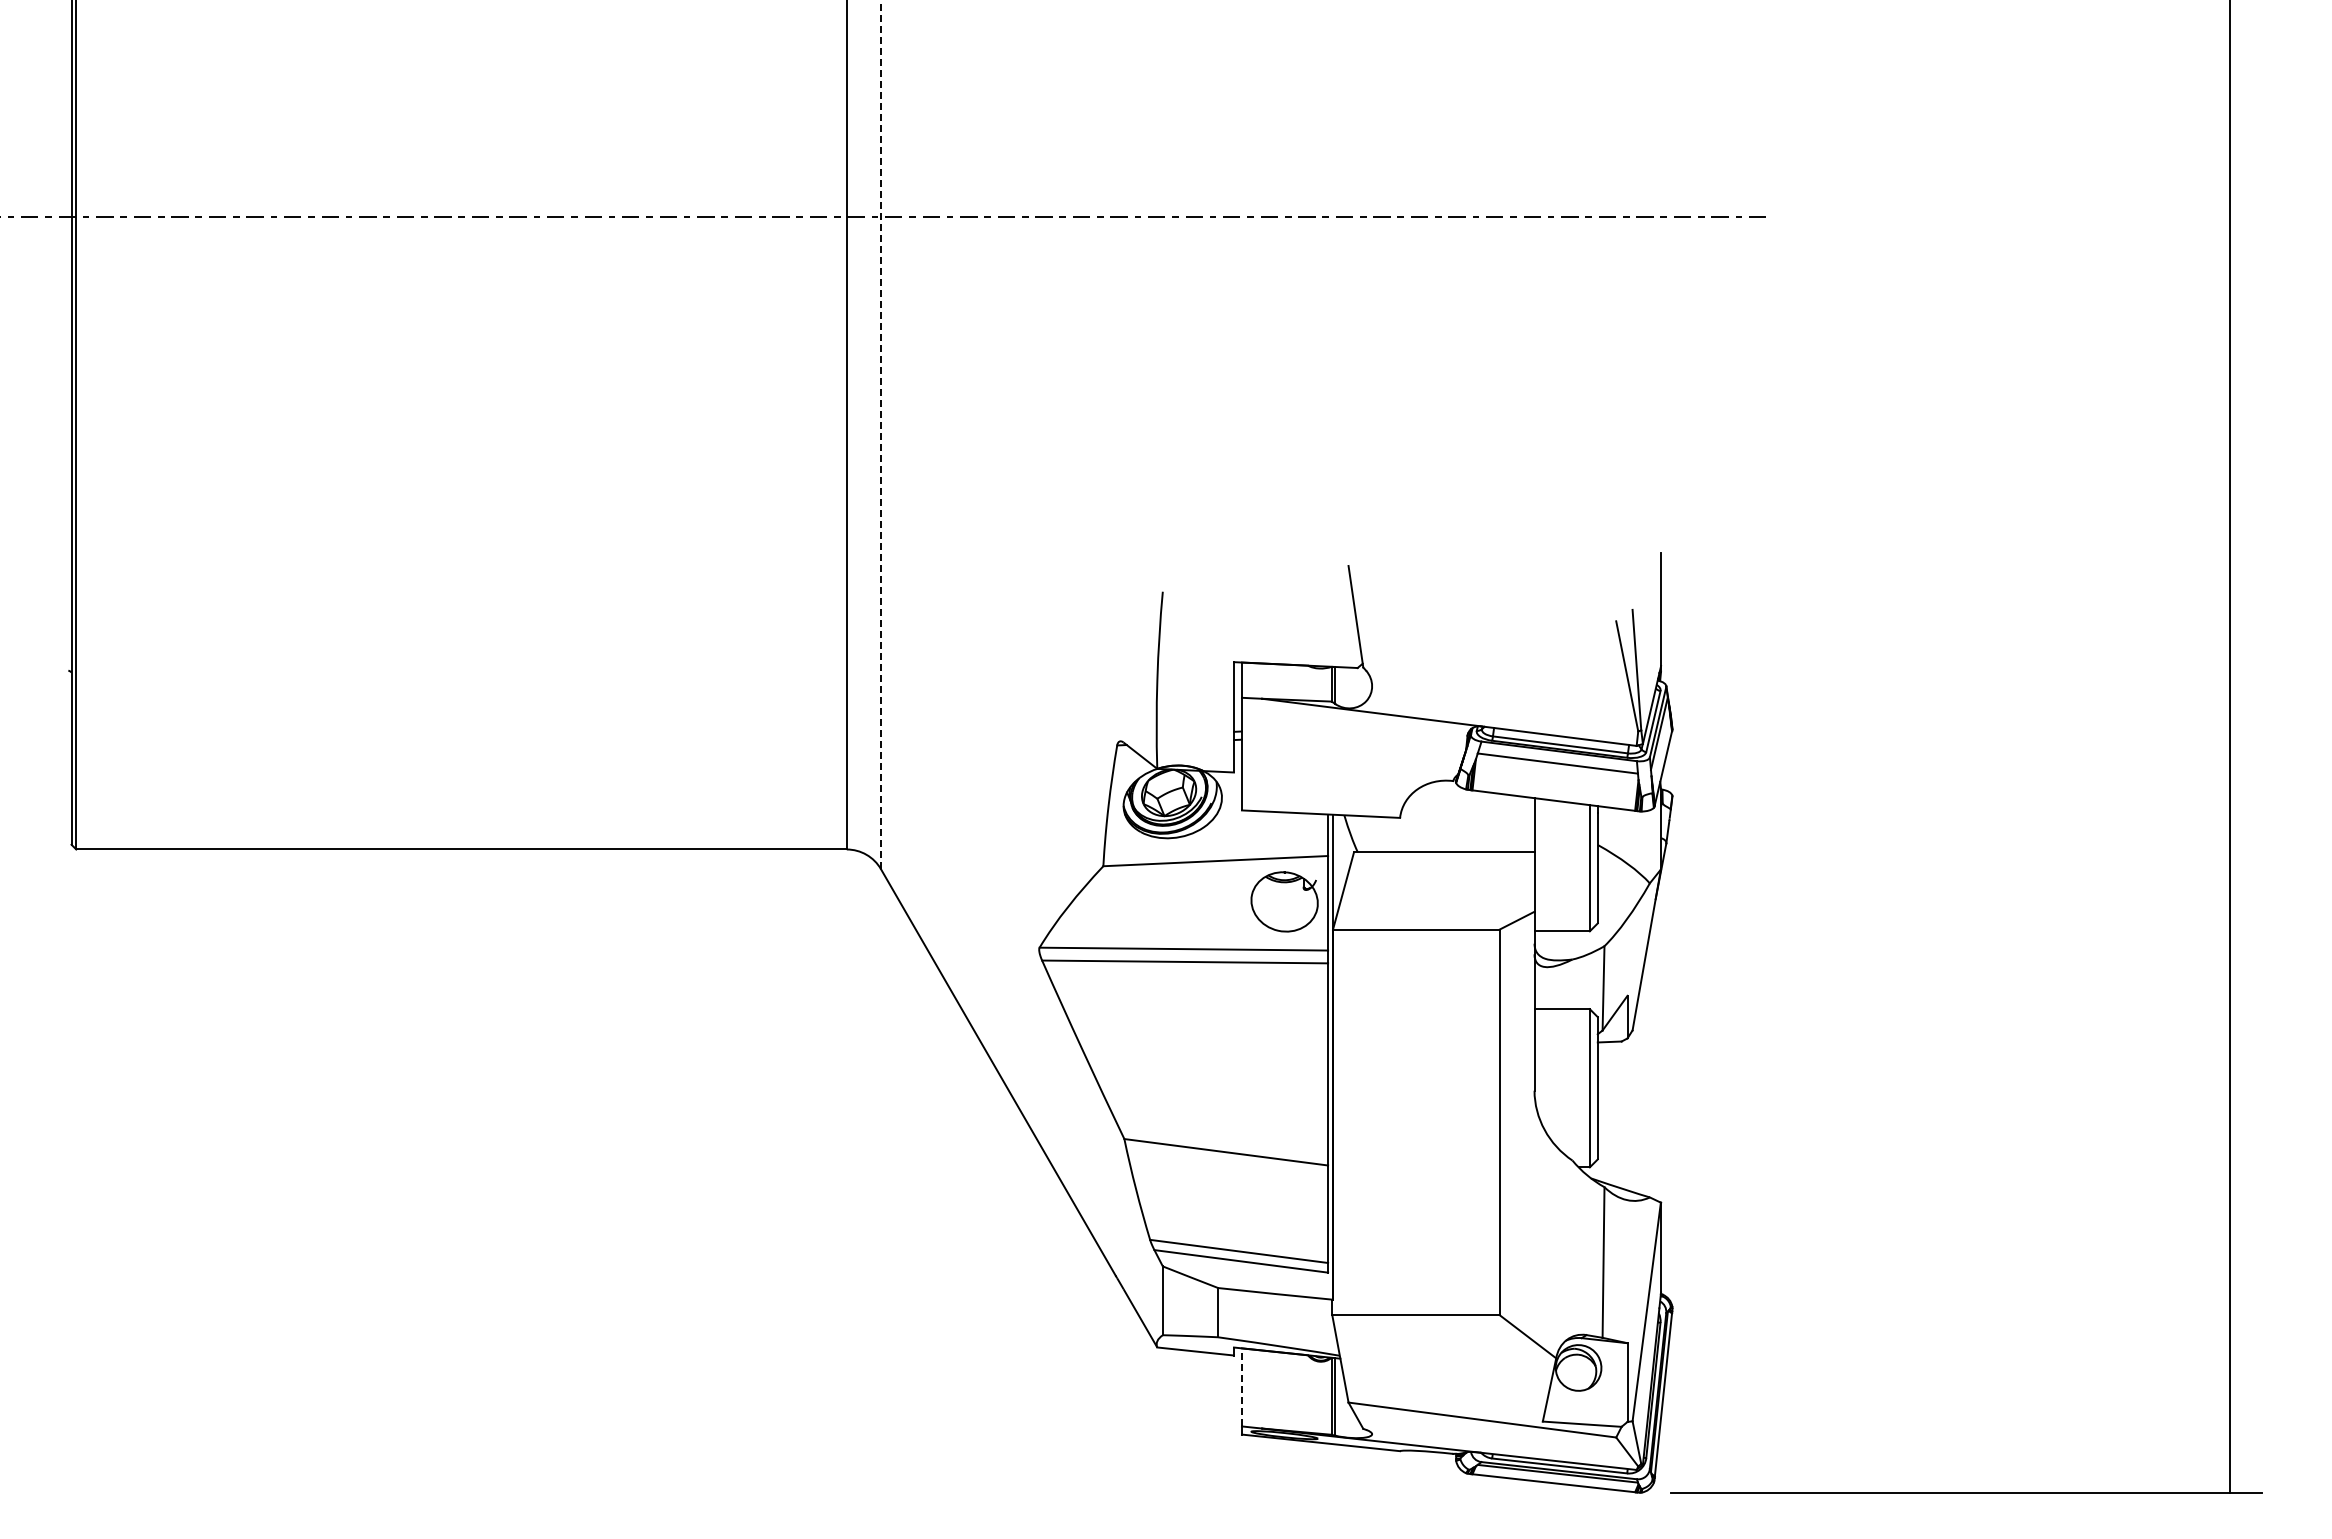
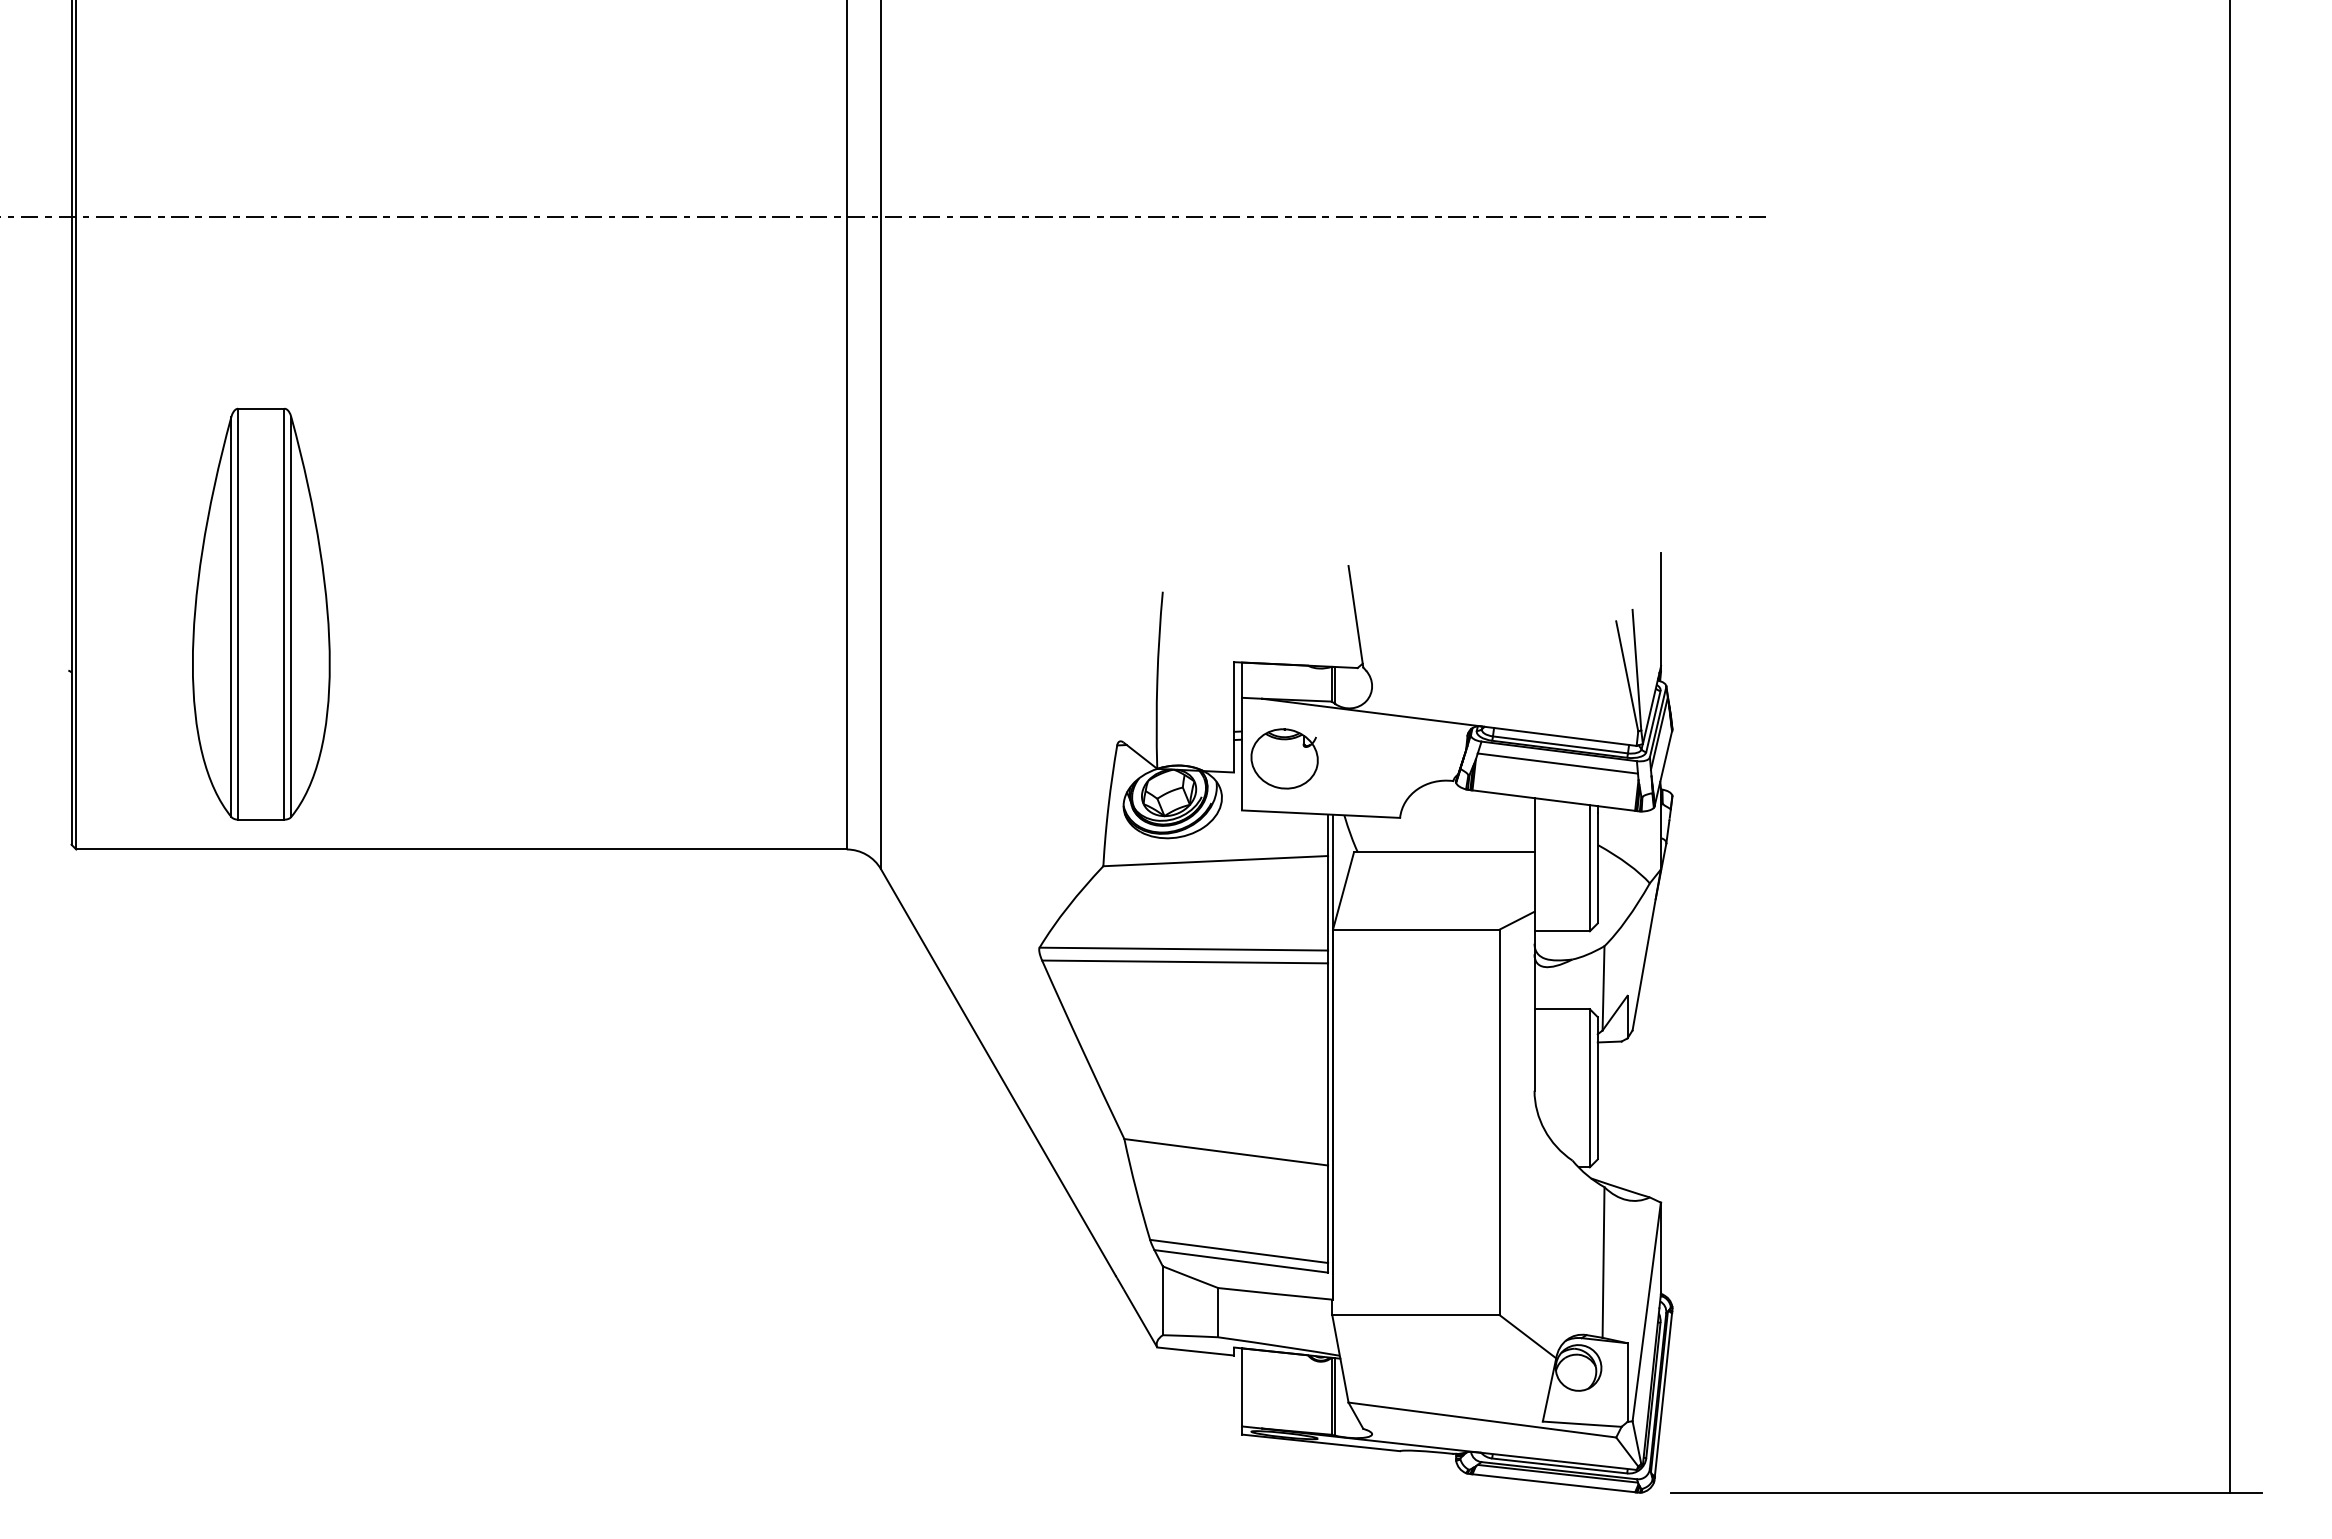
line: dashed -> solid (881, 435)
part: none -> present (261, 613)
part position: (1284, 901) -> (1284, 758) (1284, 758)
line: dashed -> solid (1241, 1386)
